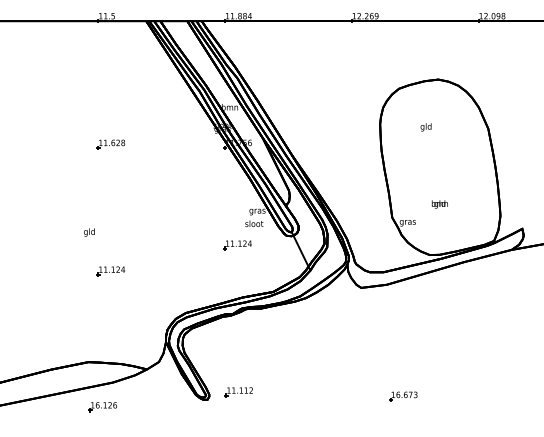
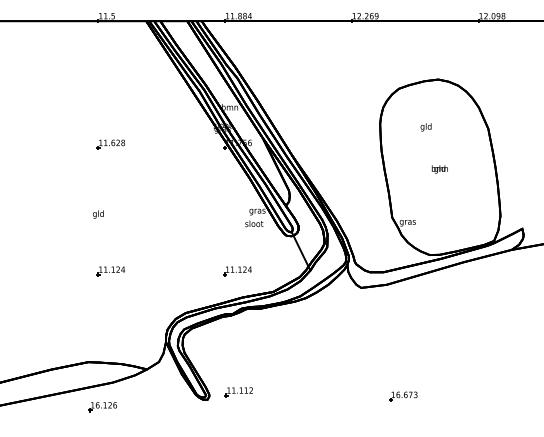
text position: (439, 204) -> (439, 169) (439, 169)
text position: (89, 232) -> (98, 214) (98, 214)
part position: (237, 245) -> (237, 271) (237, 271)
